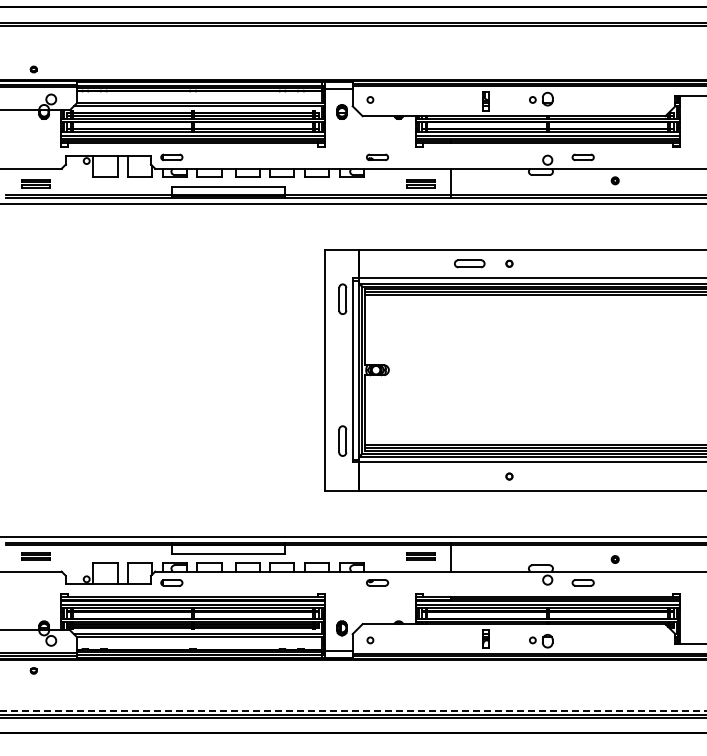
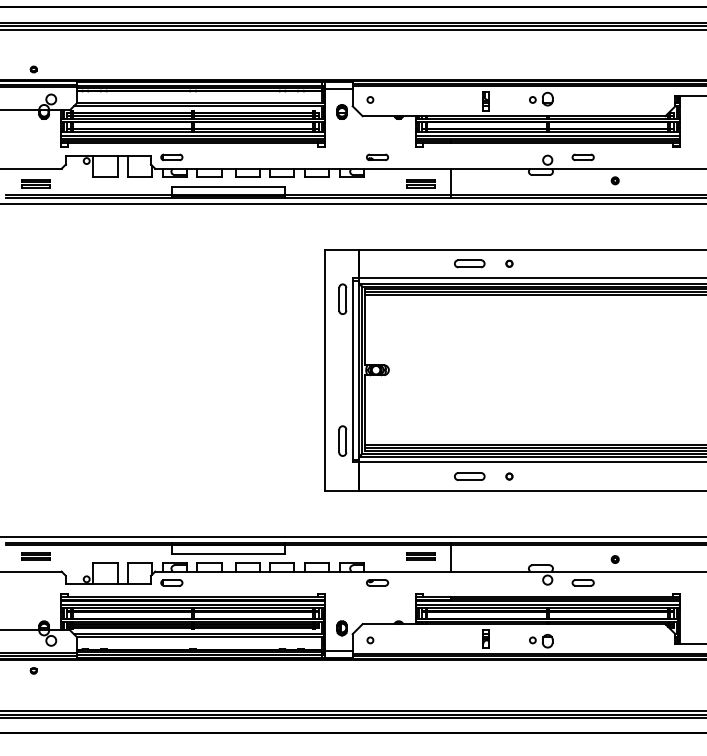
line: none -> present (352, 29)
part: none -> present (469, 476)
line: dashed -> solid (353, 710)
